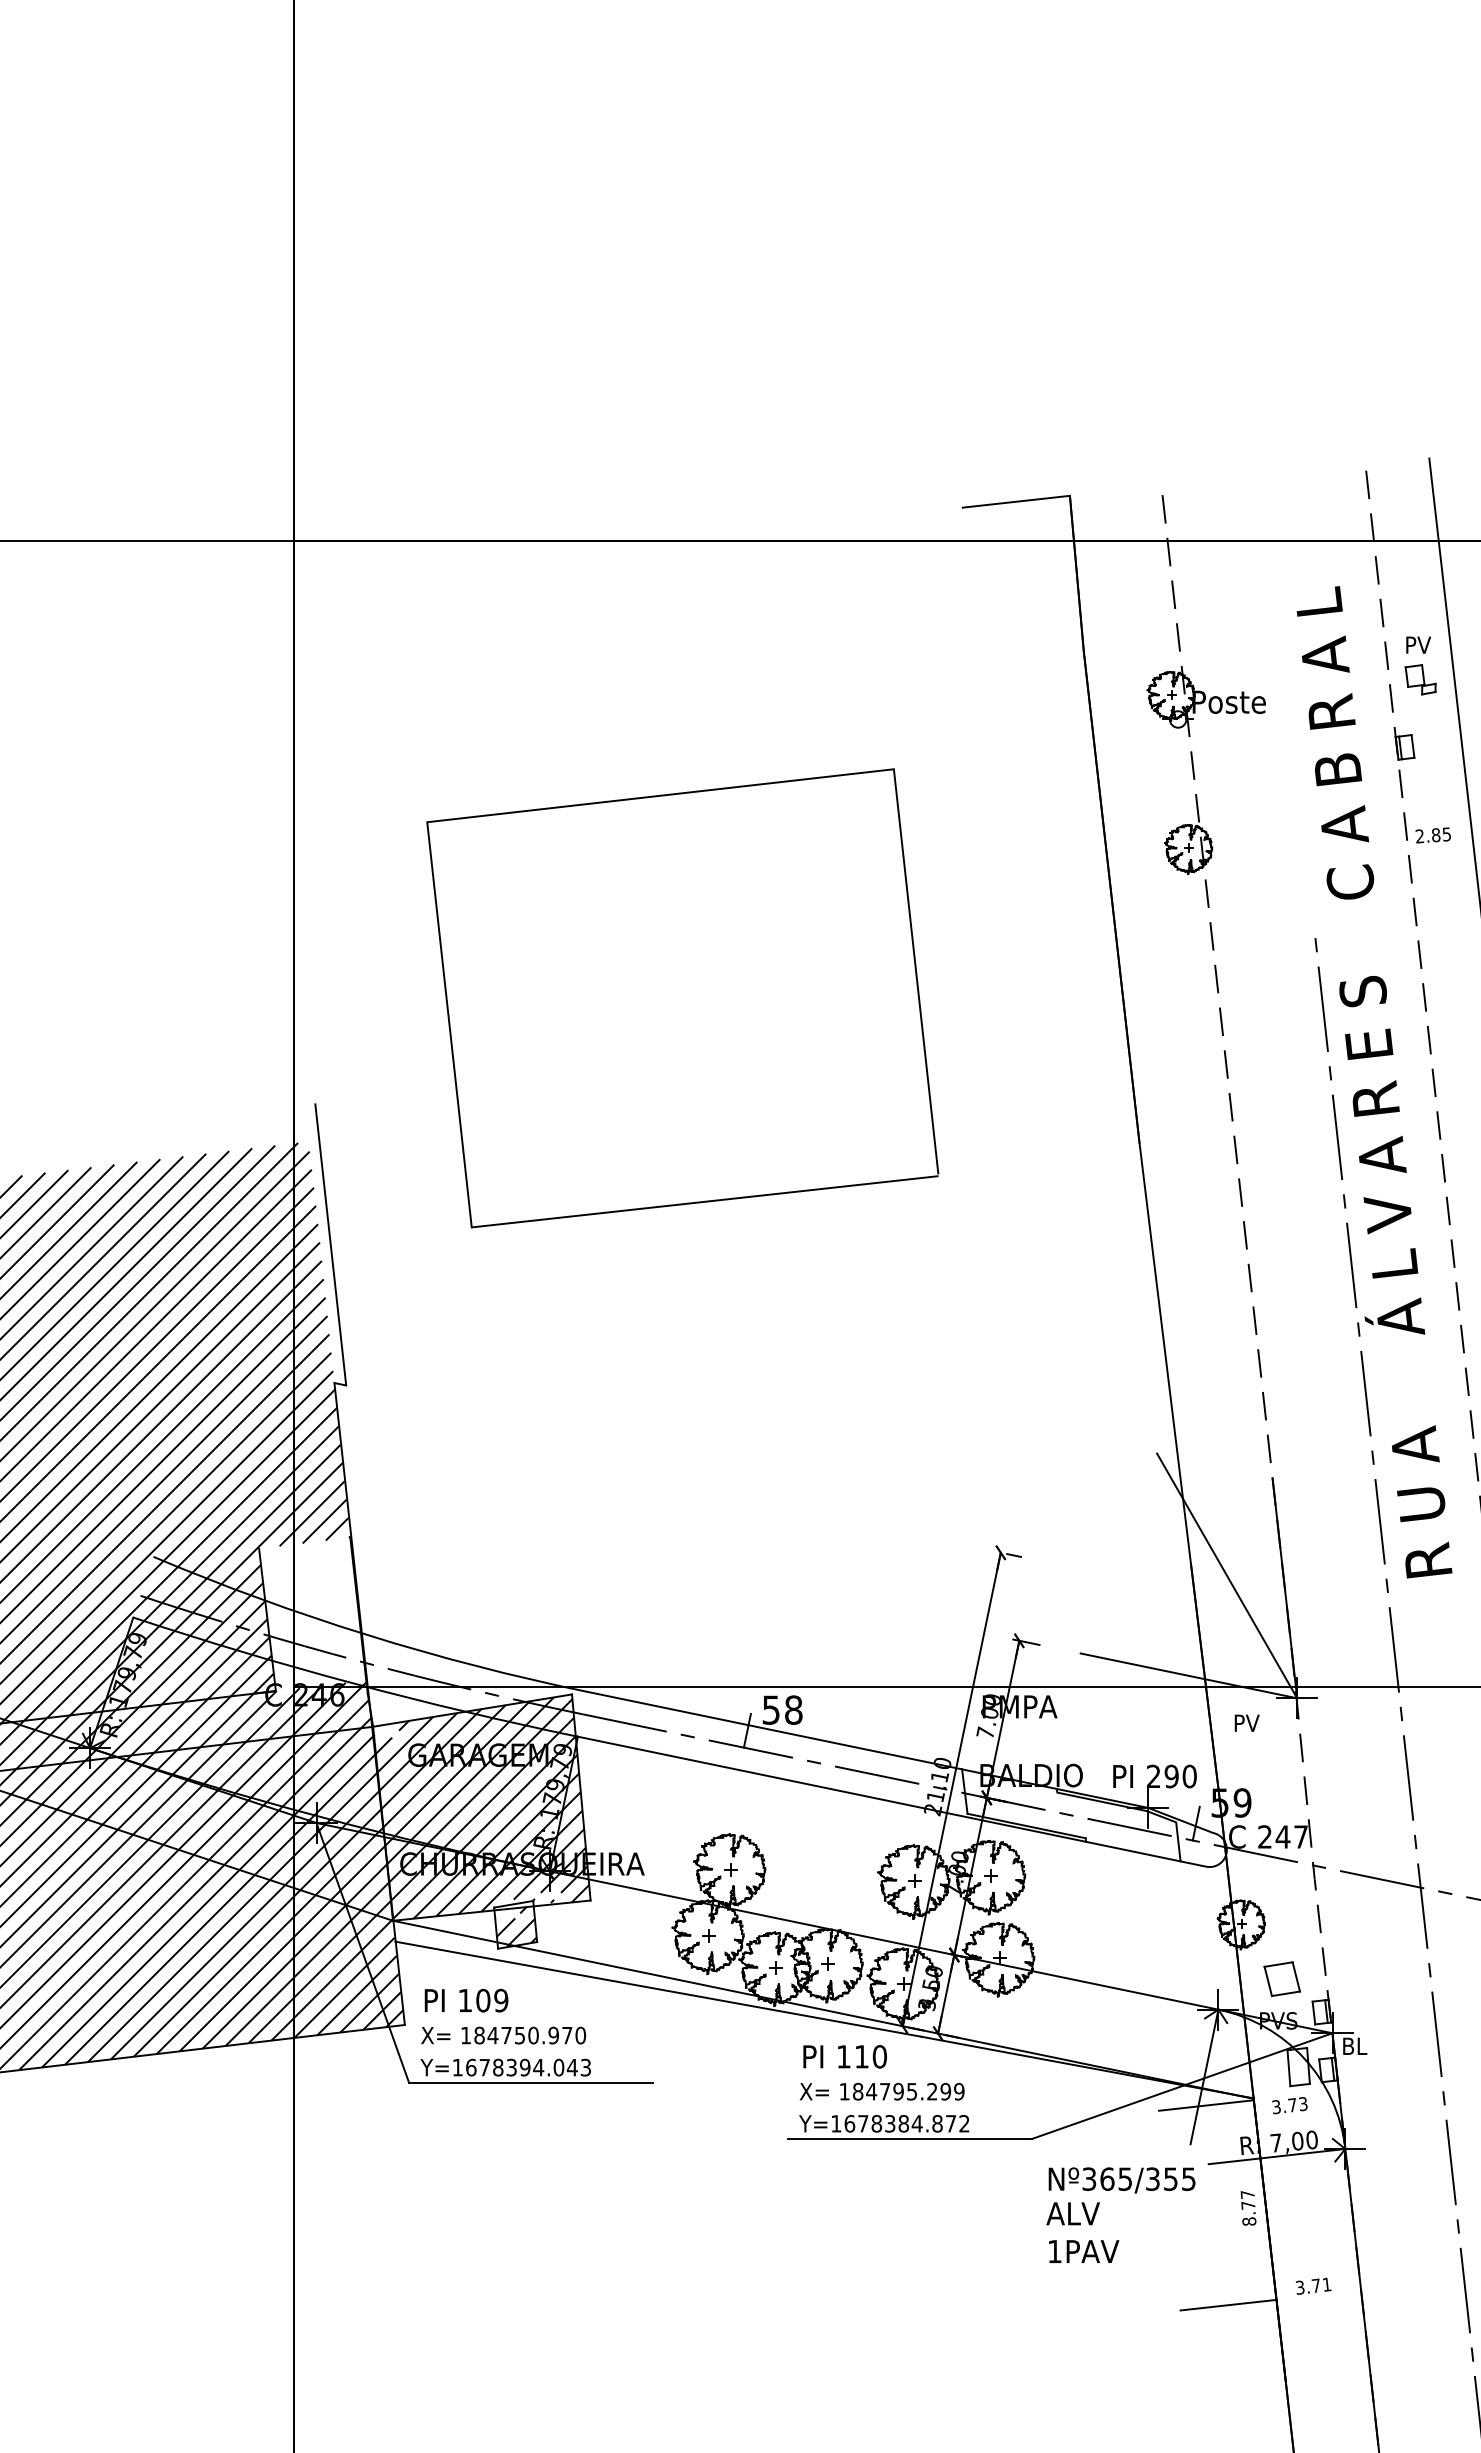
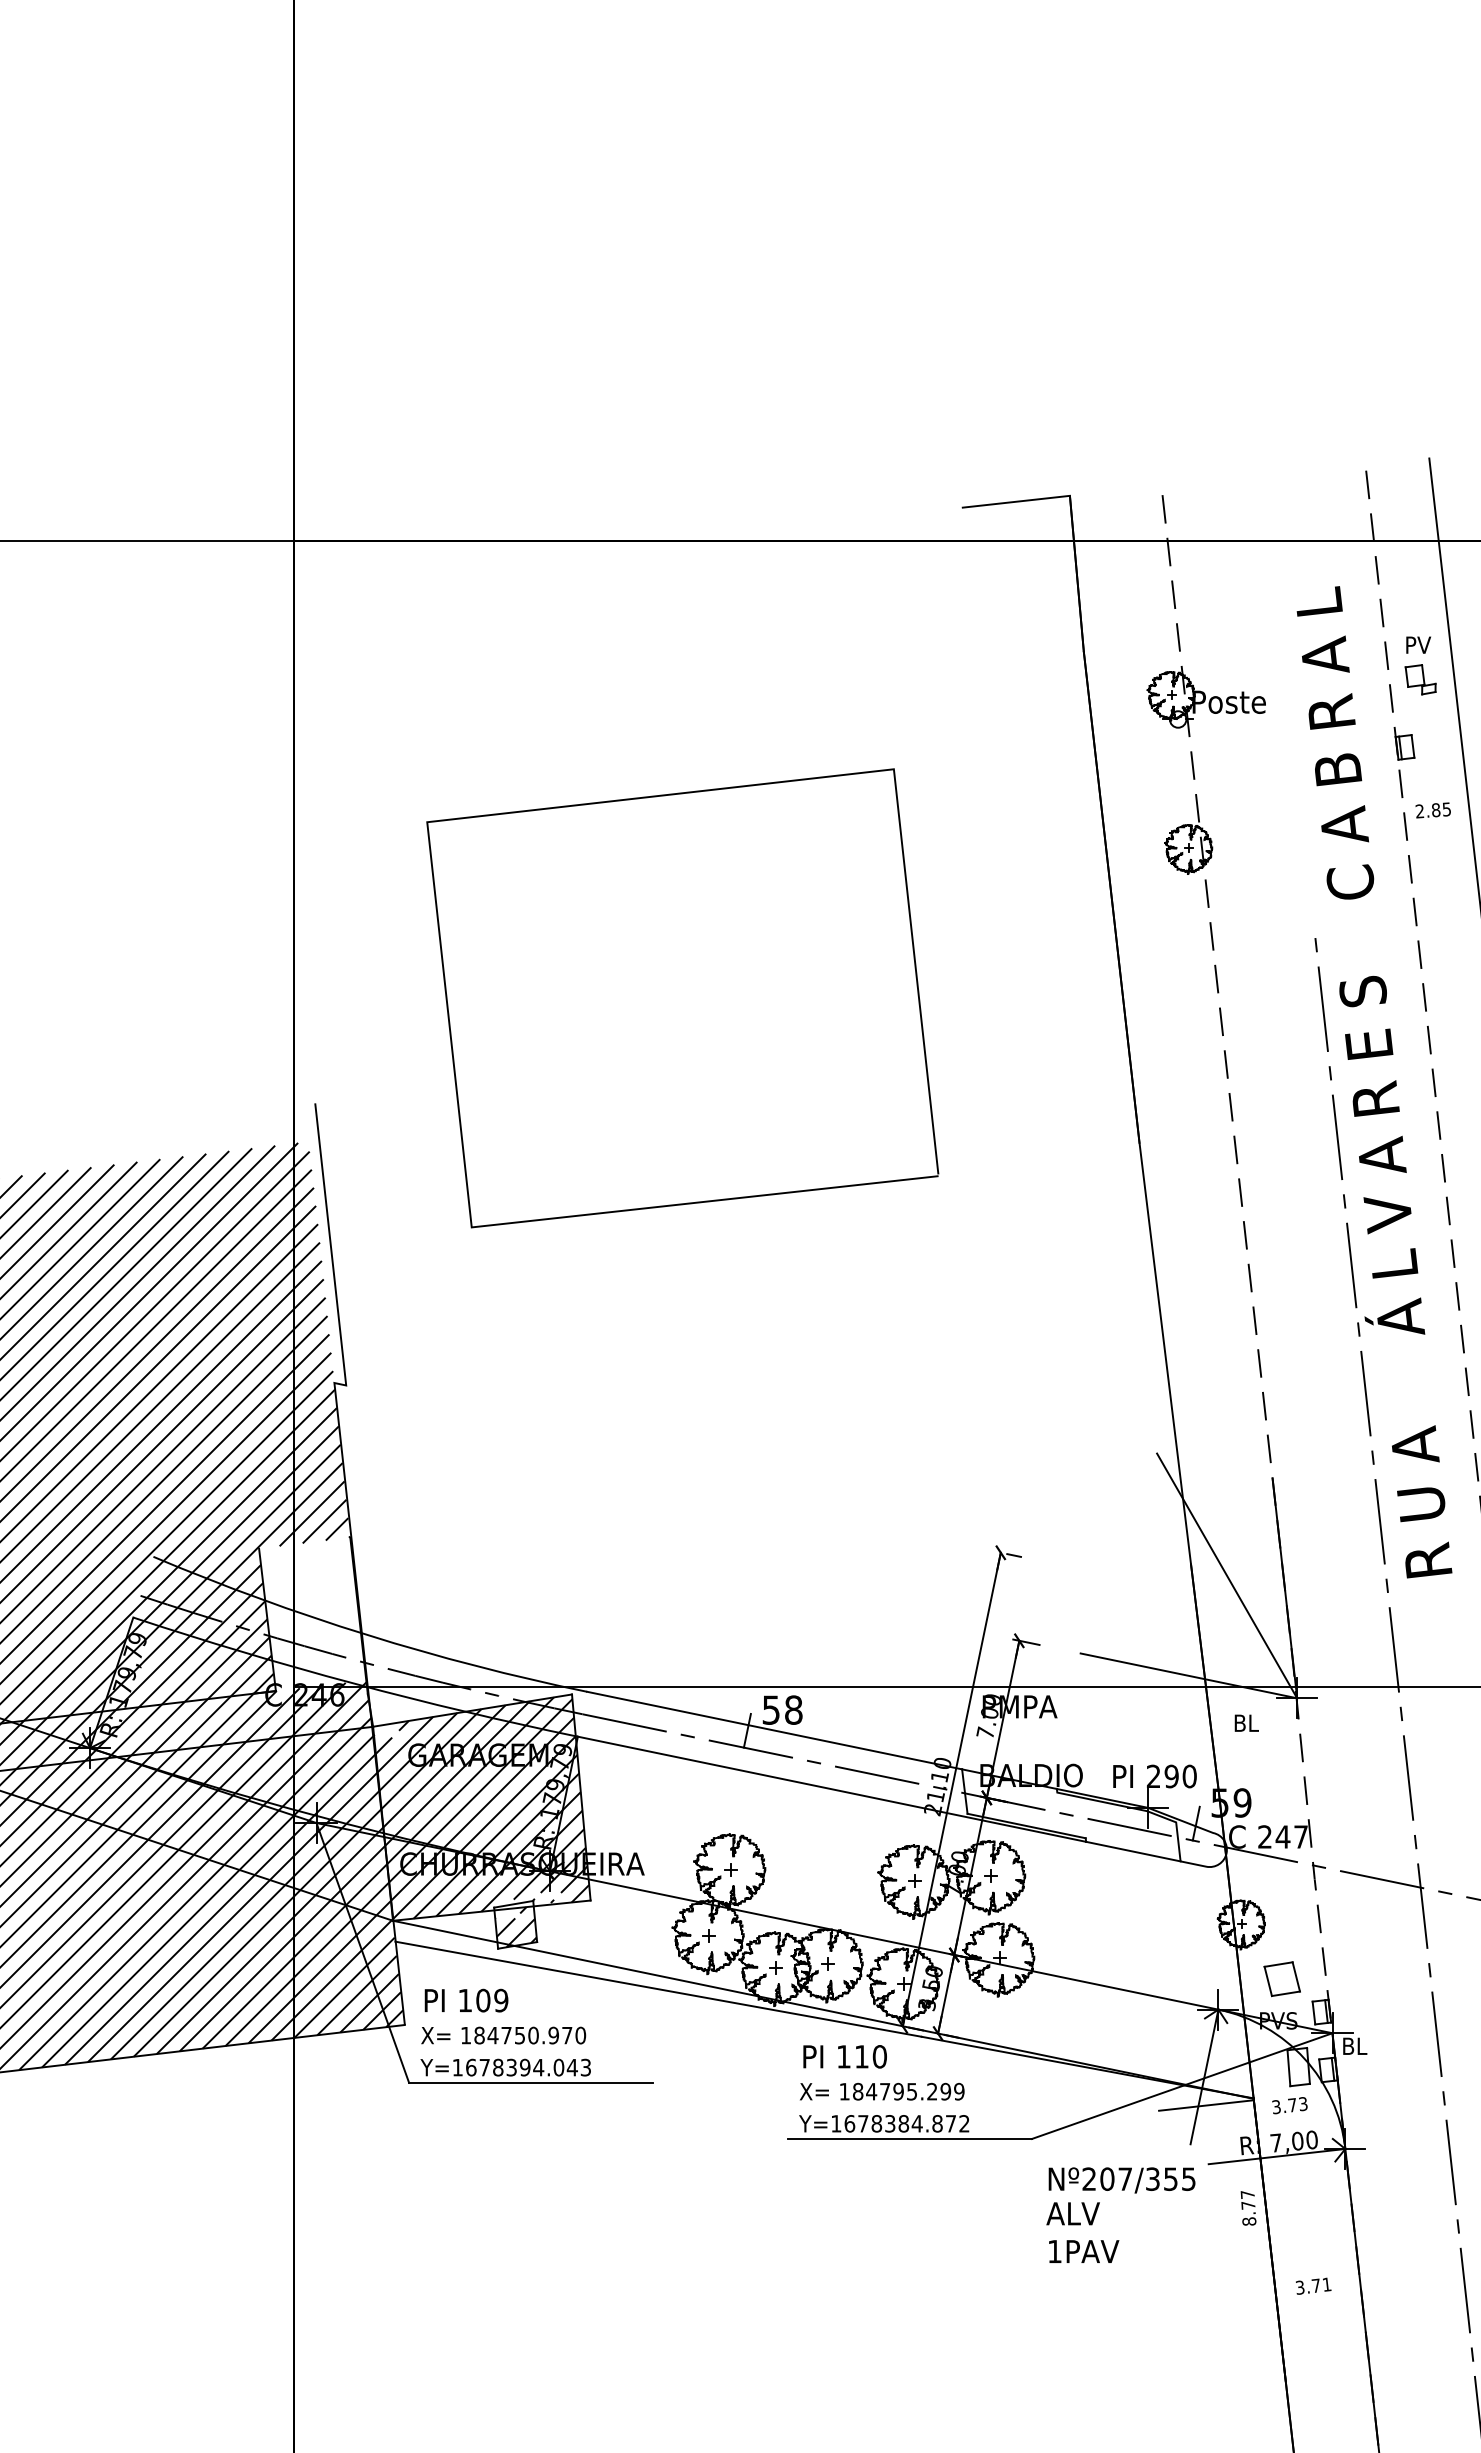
text position: (1432, 835) -> (1432, 810) (1432, 810)
text: PV -> BL (1248, 1722)
text: Nº365/355 -> Nº207/355 (1106, 2178)
line: present -> none (1228, 2304)
